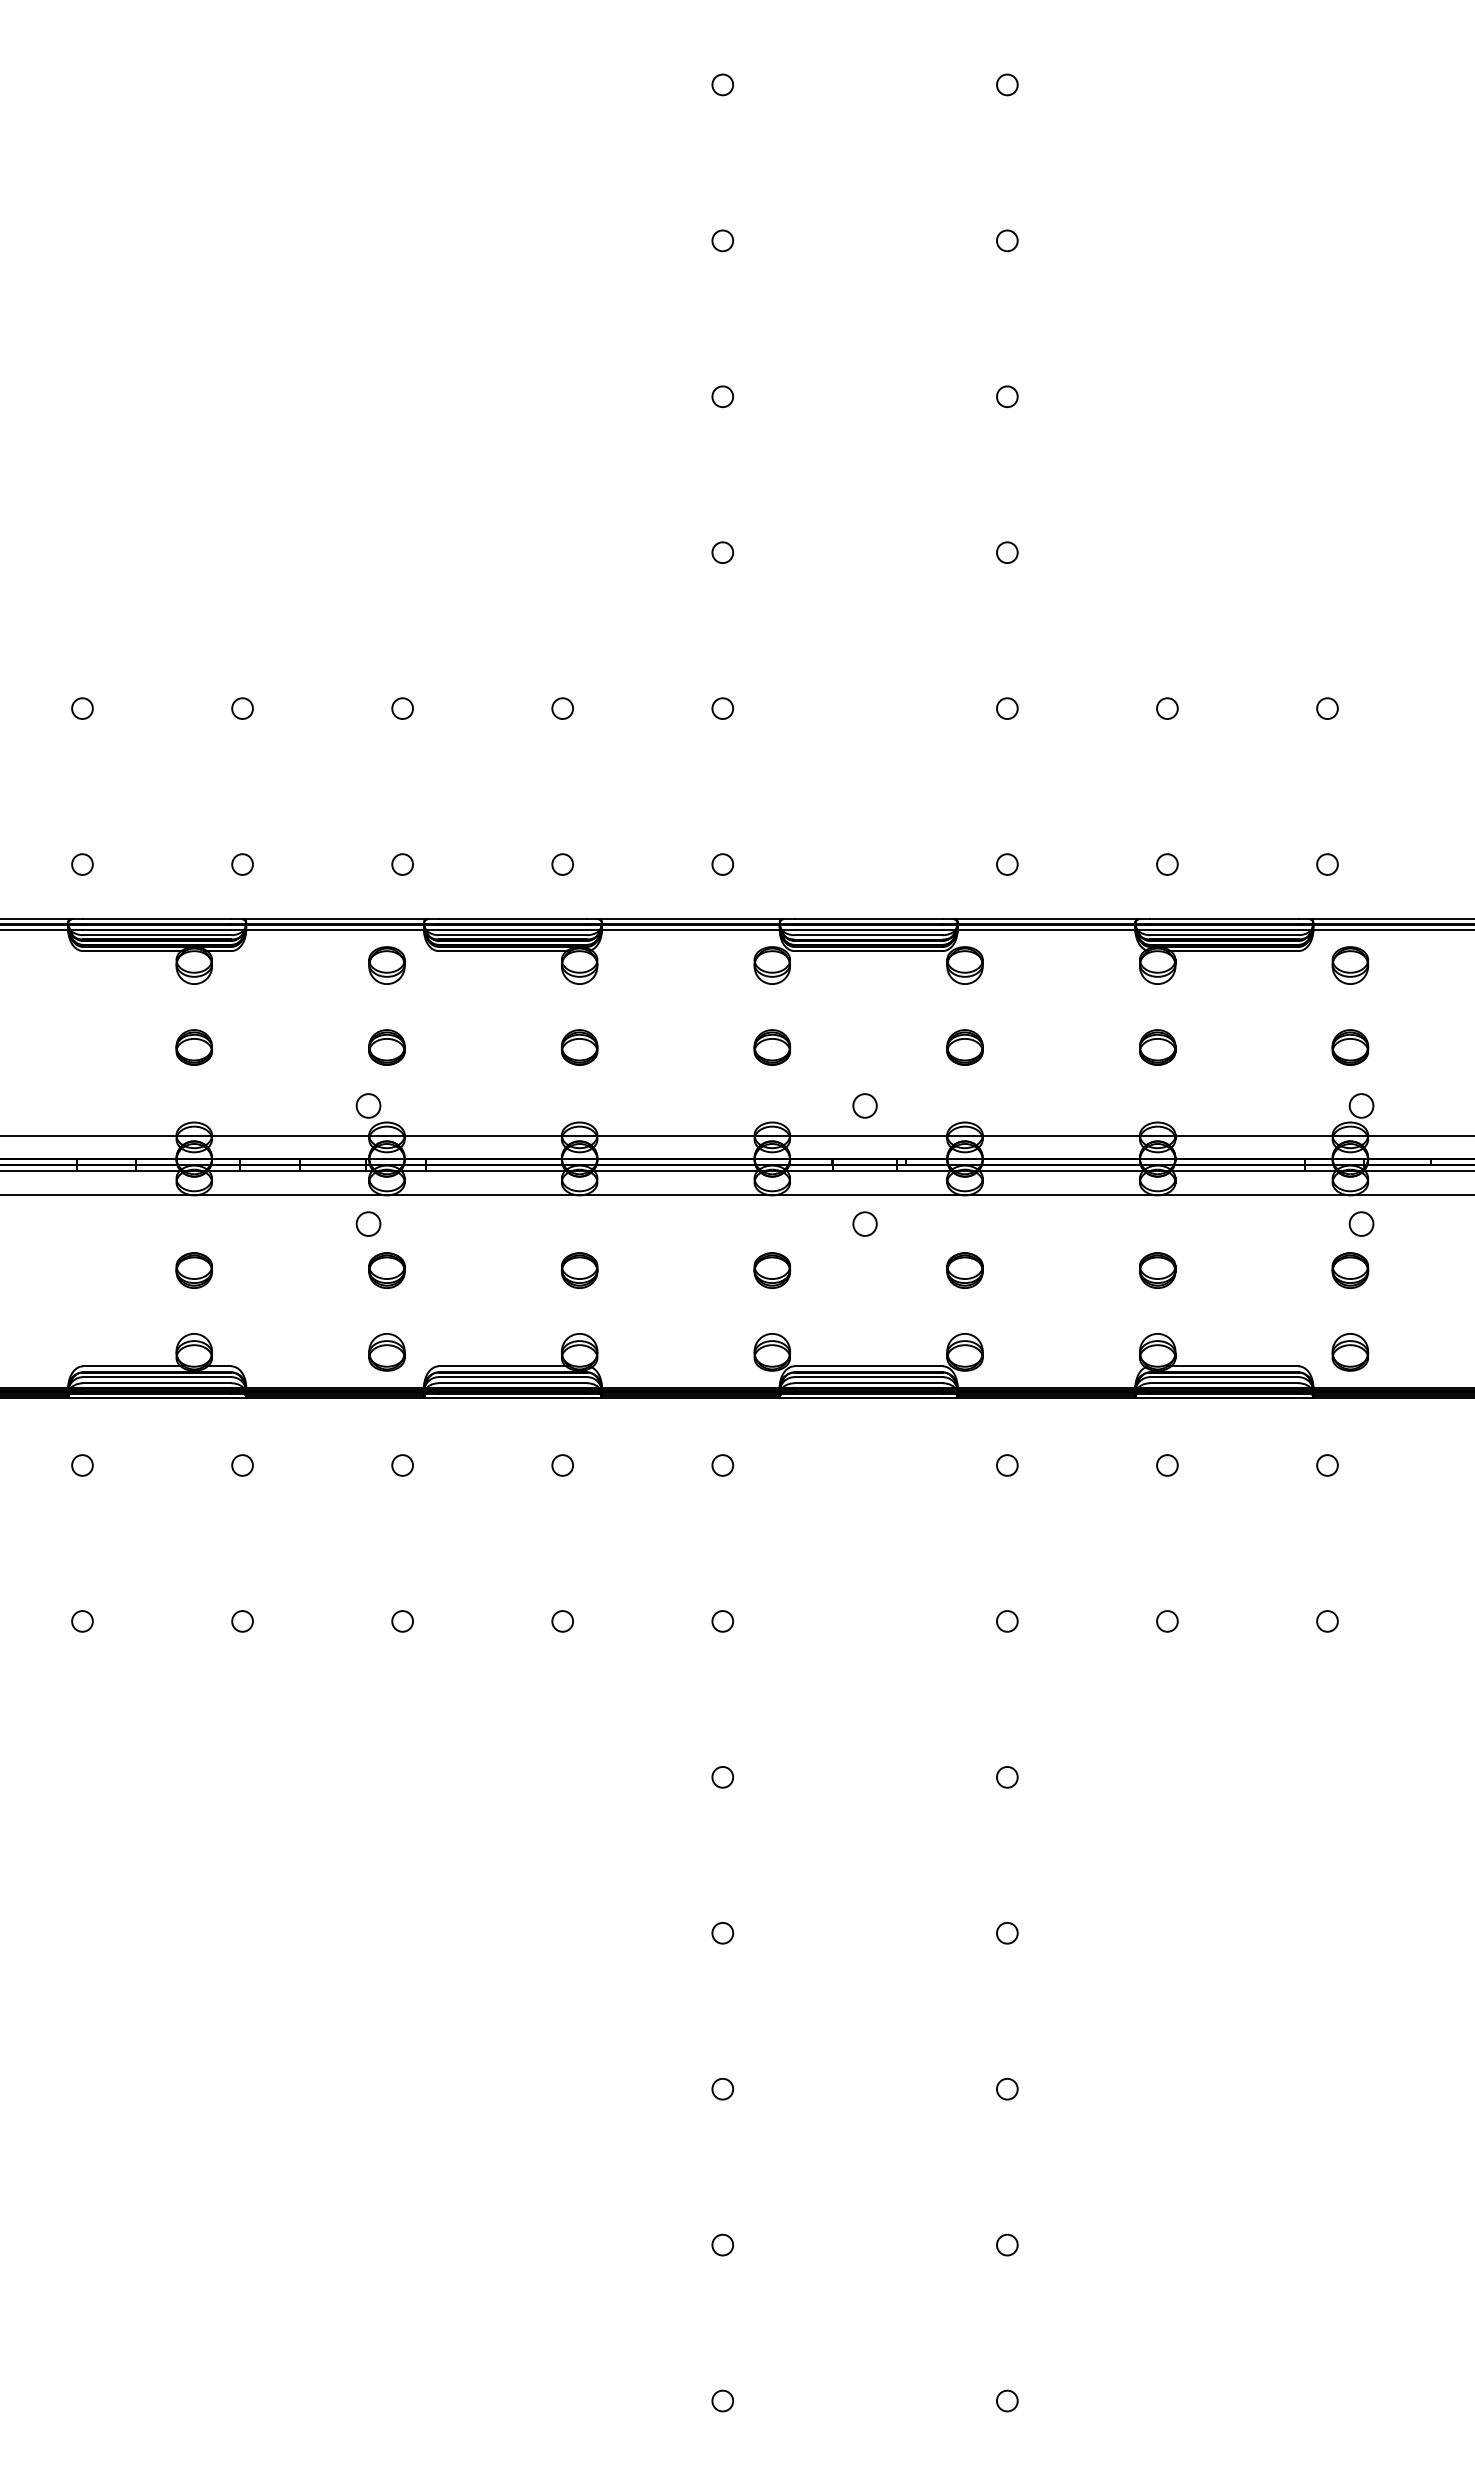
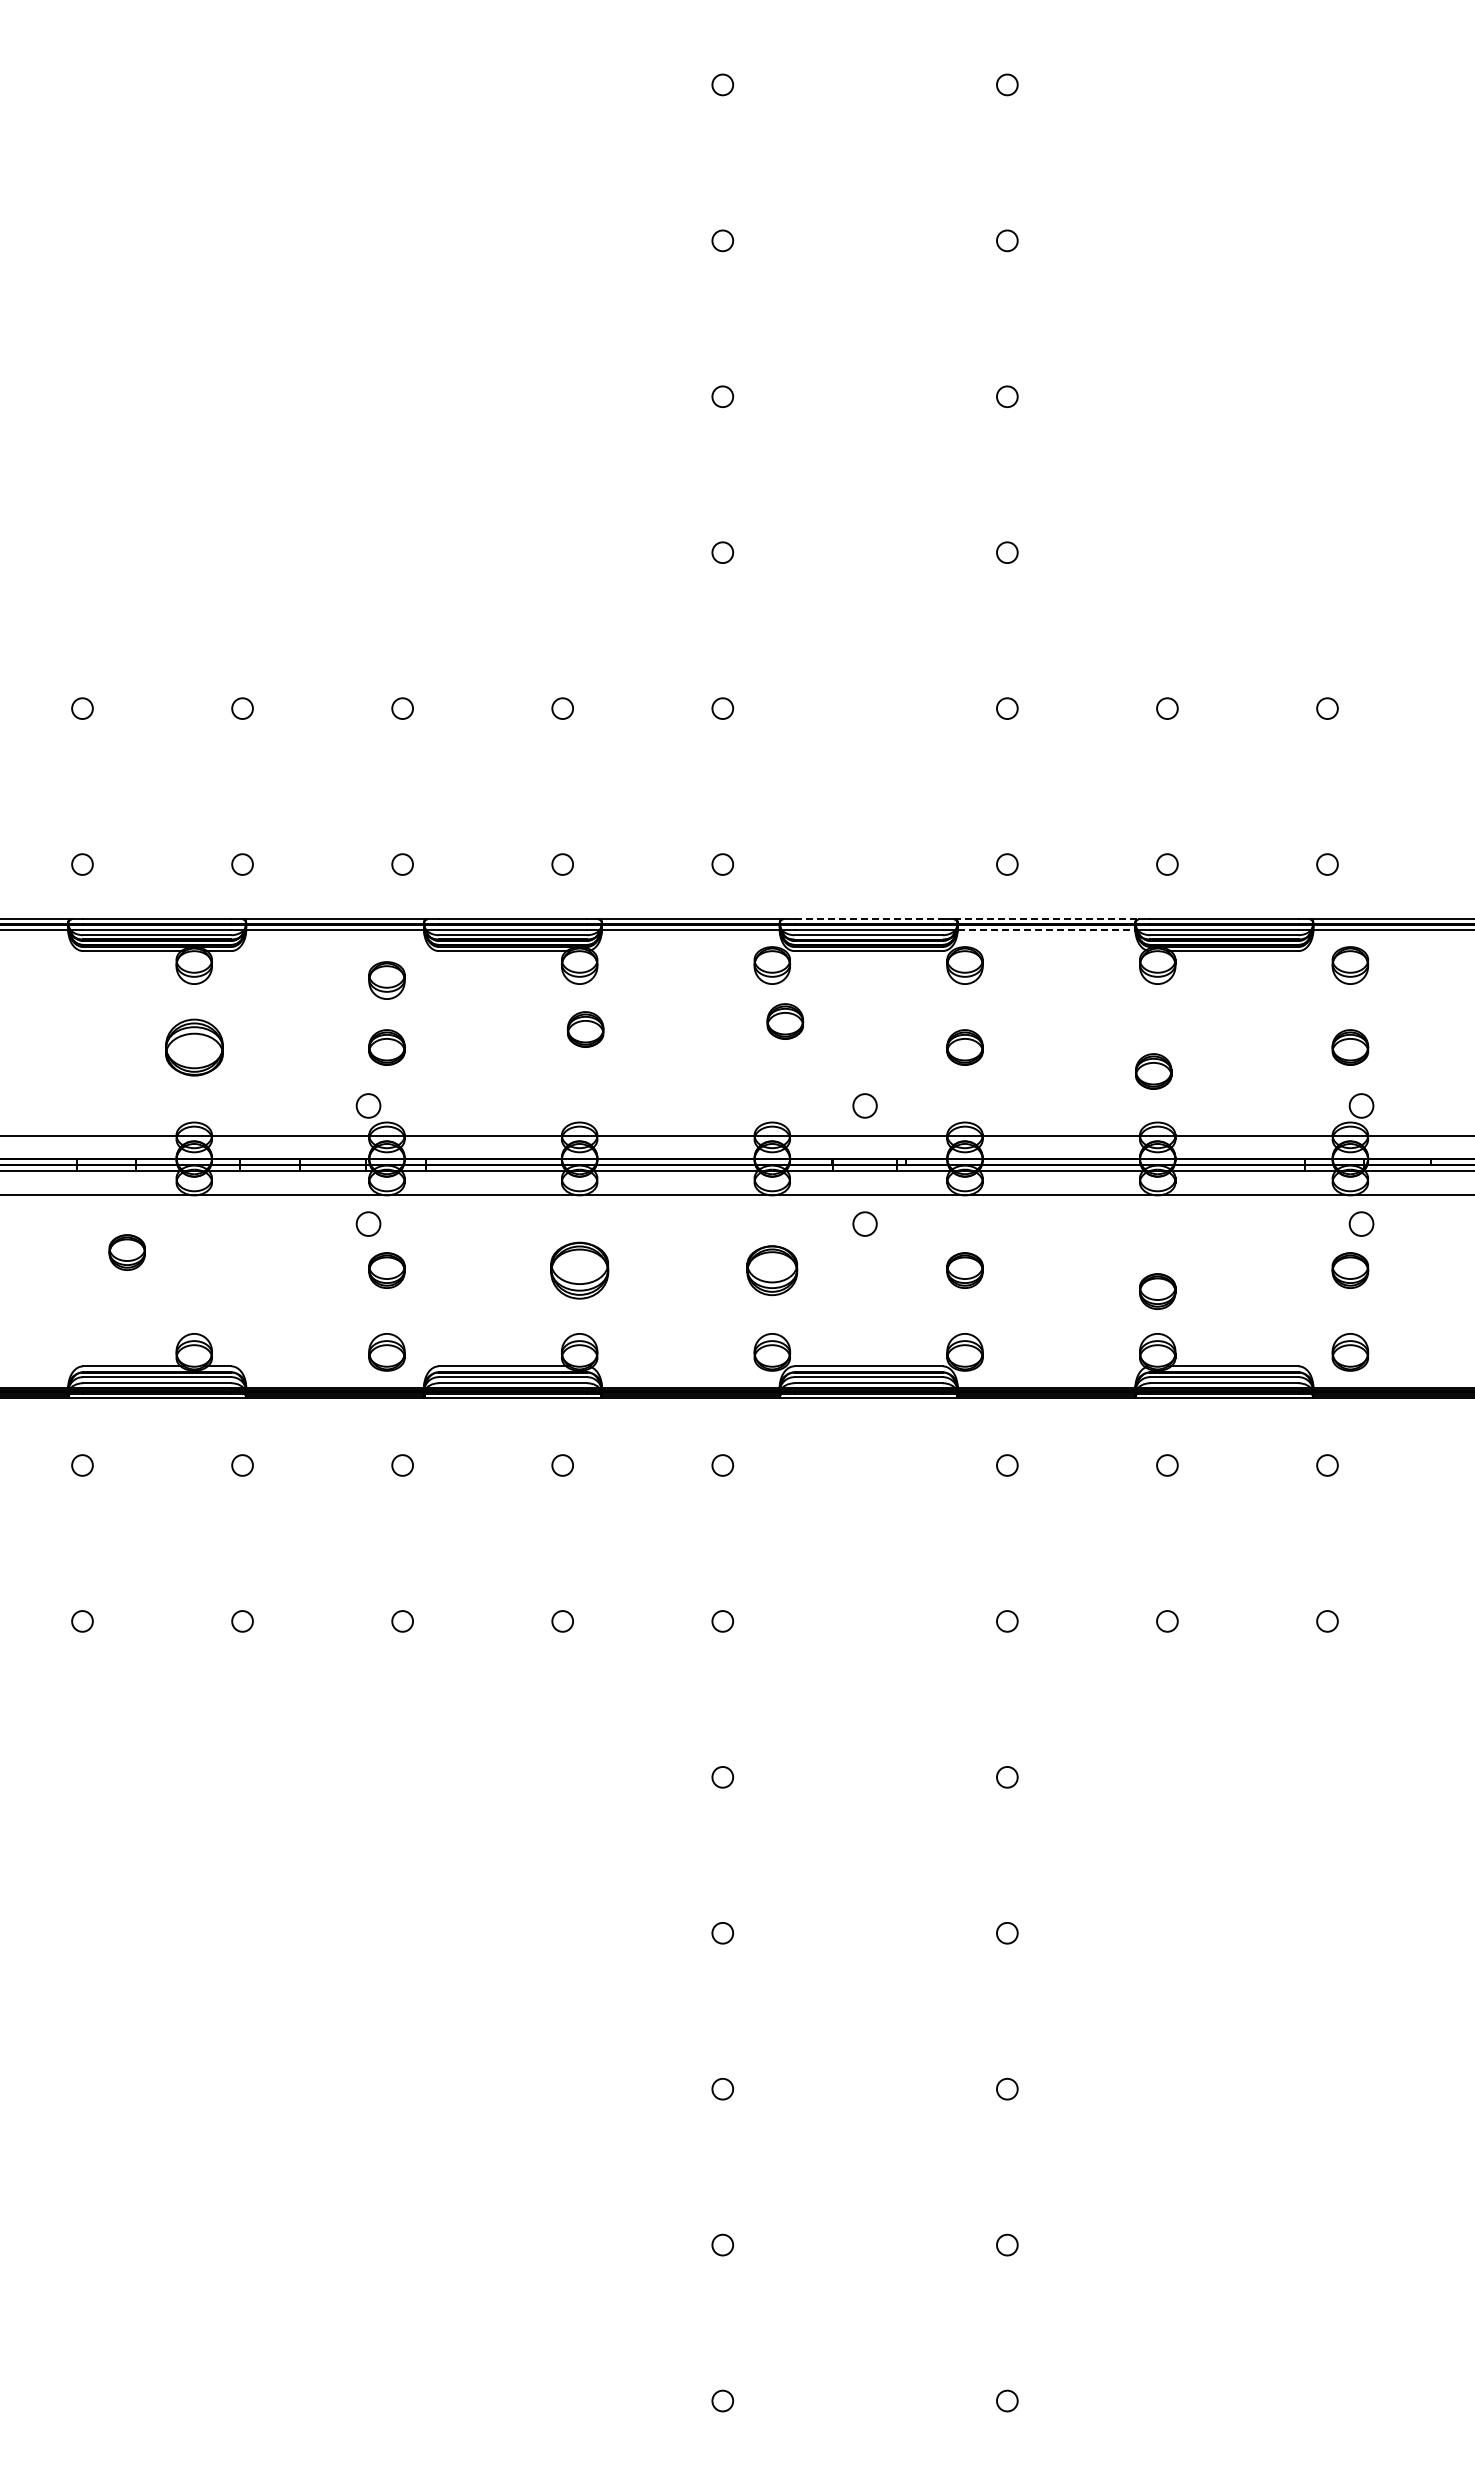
line: solid -> dashed (869, 919)
line: solid -> dashed (1046, 919)
line: solid -> dashed (1047, 930)
part position: (386, 965) -> (386, 980) (386, 980)
part size: 38x37 px -> 59x59 px (194, 1047)
part position: (579, 1047) -> (585, 1029) (585, 1029)
part position: (772, 1047) -> (785, 1021) (785, 1021)
part position: (1157, 1047) -> (1153, 1071) (1153, 1071)
part position: (193, 1270) -> (126, 1252) (126, 1252)
part size: 39x37 px -> 60x59 px (579, 1270)
part size: 39x37 px -> 53x52 px (772, 1270)
part position: (1157, 1270) -> (1157, 1291) (1157, 1291)
